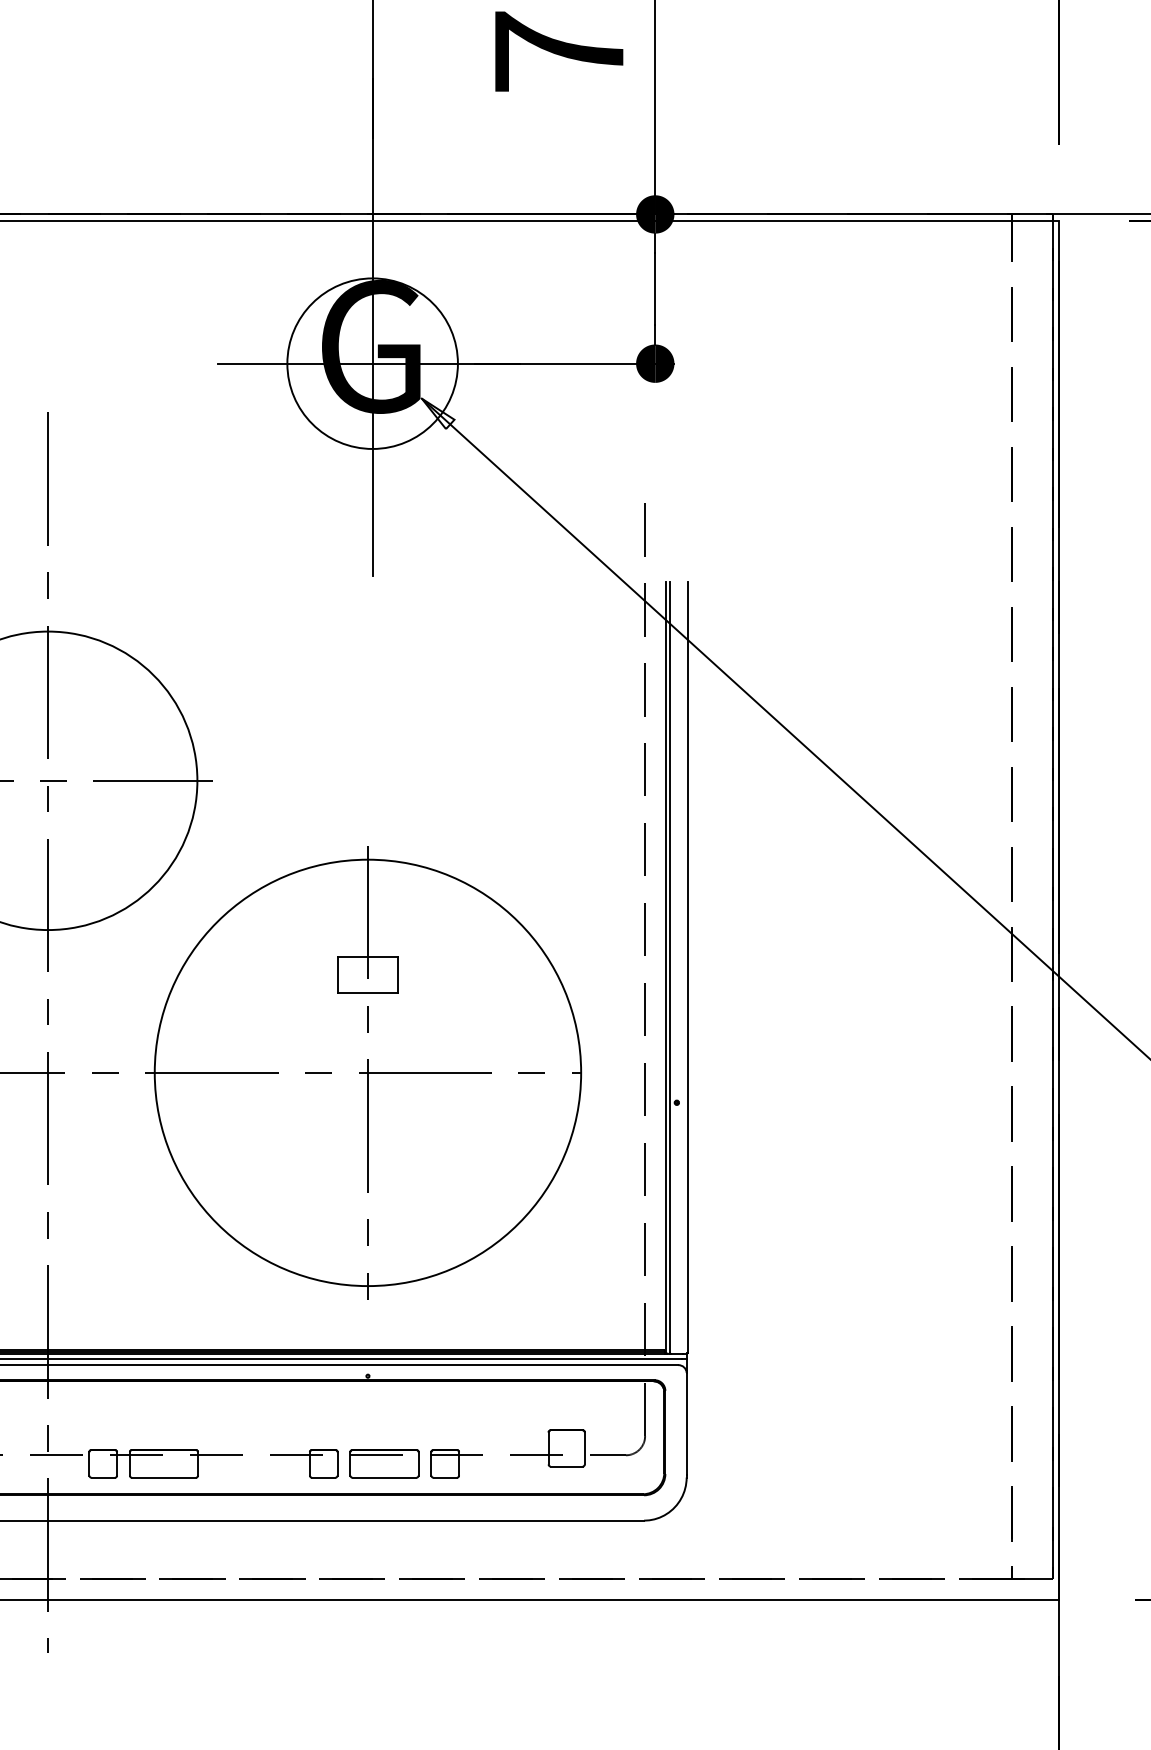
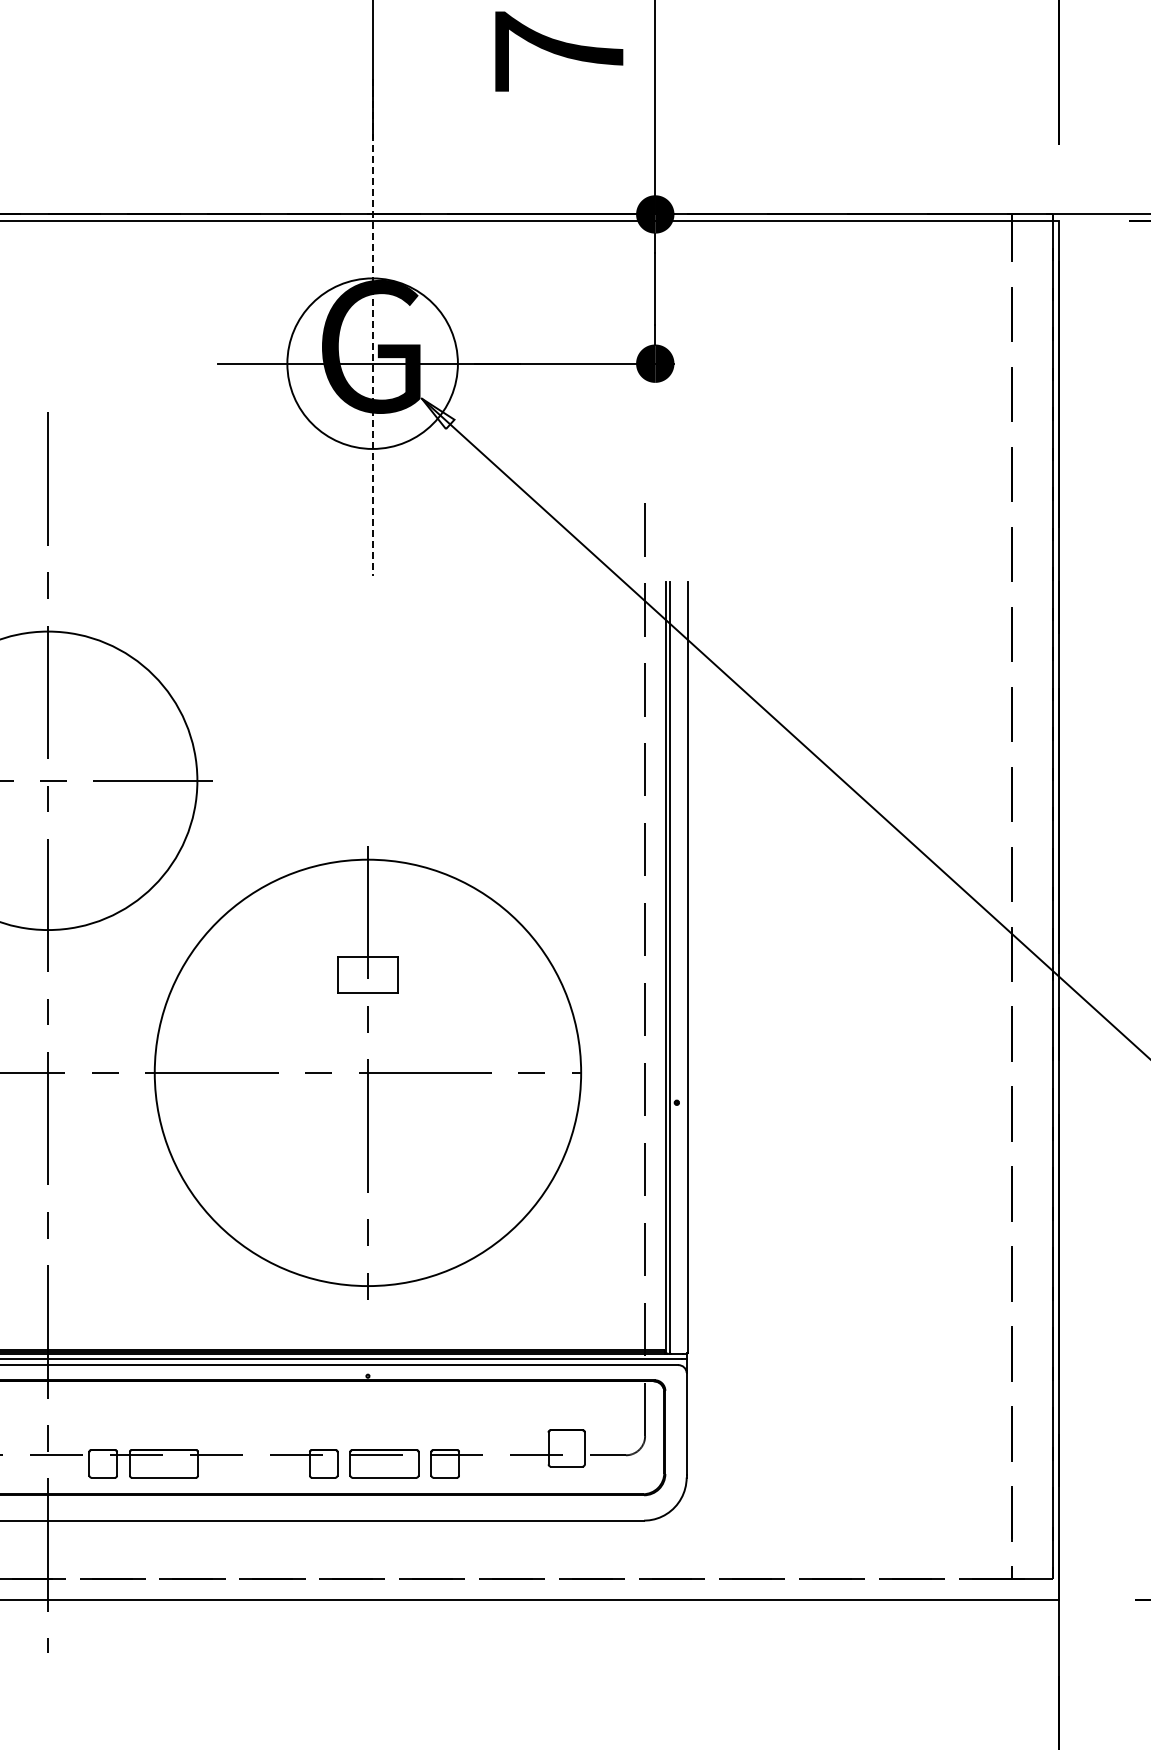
line: solid -> dashed (372, 327)
